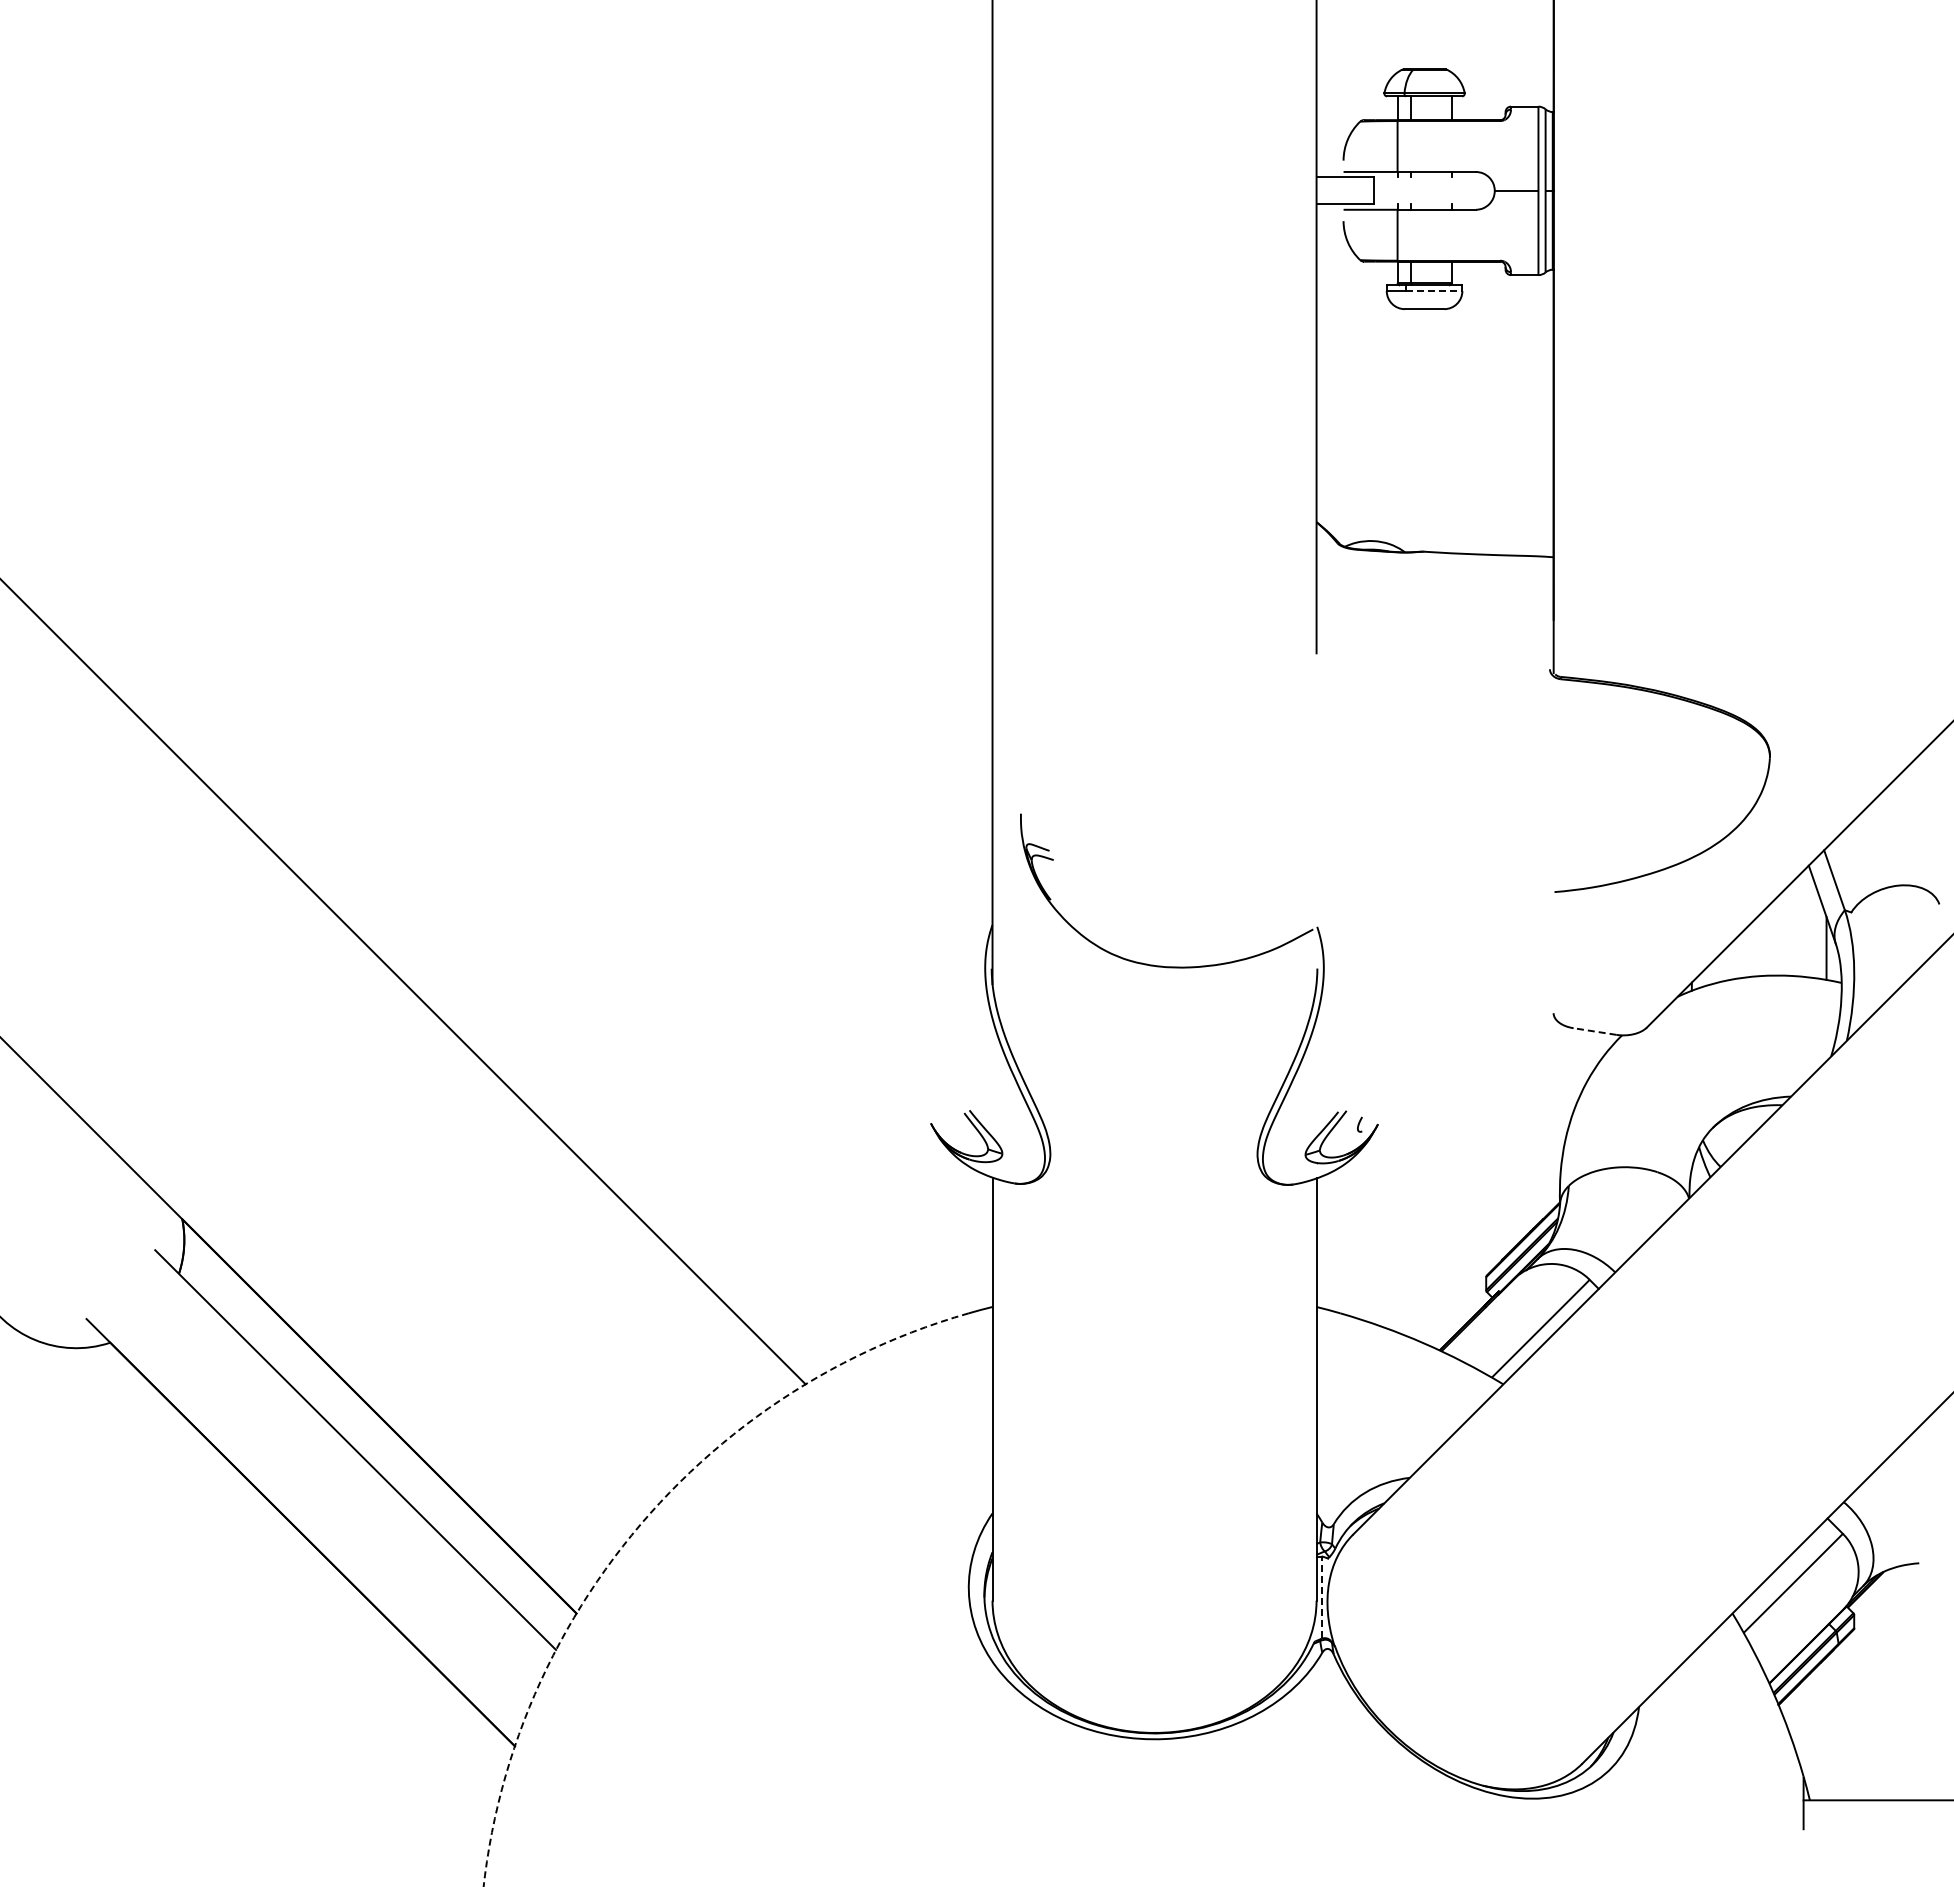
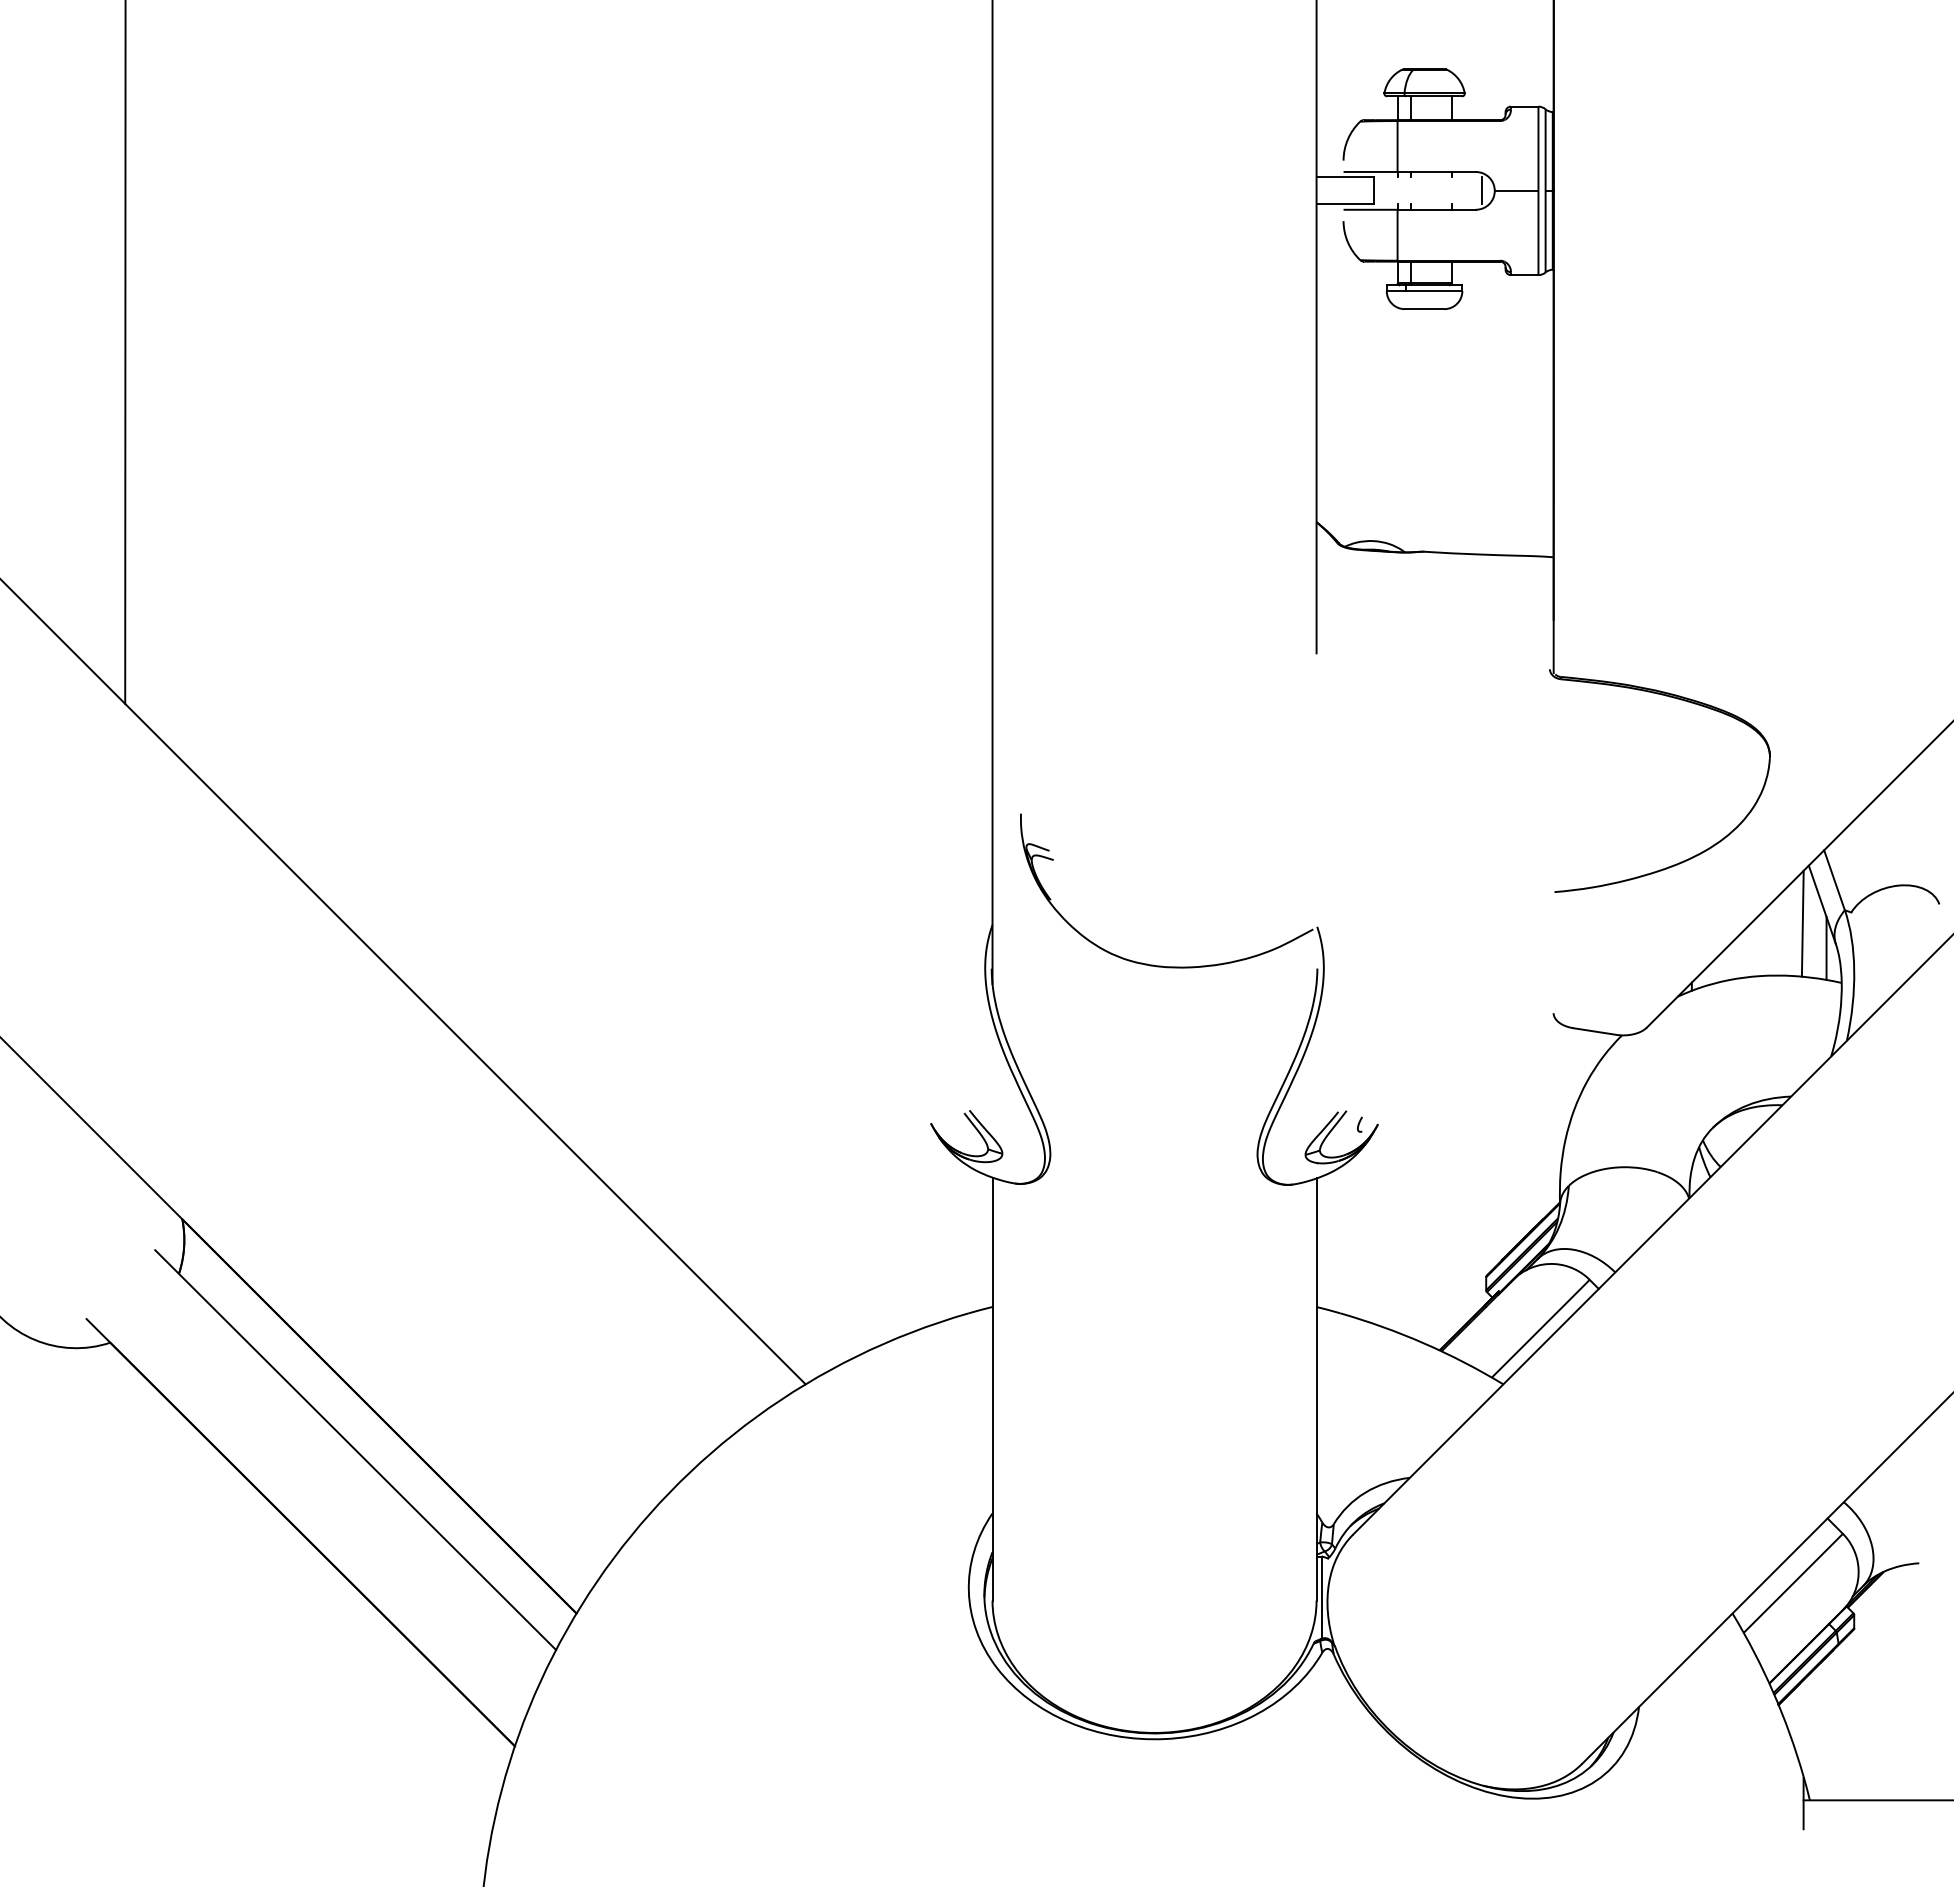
line: none -> present (1482, 190)
line: dashed -> solid (1434, 291)
line: none -> present (125, 352)
line: none -> present (1802, 923)
line: dashed -> solid (1595, 1031)
arc: dashed -> solid (639, 1526)
line: dashed -> solid (1322, 1597)
